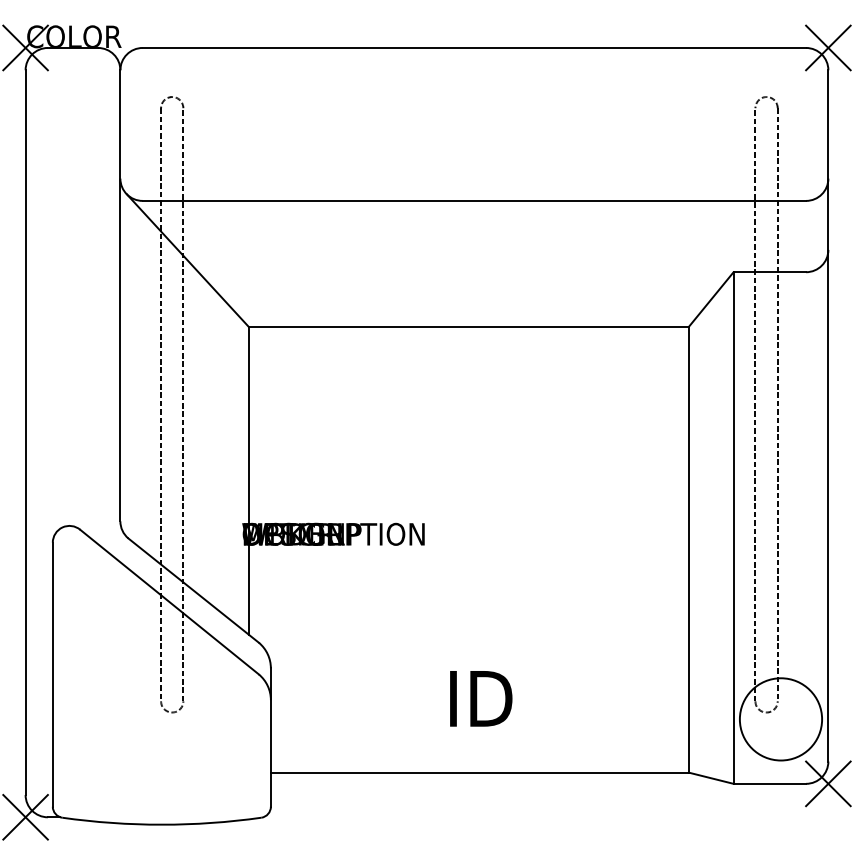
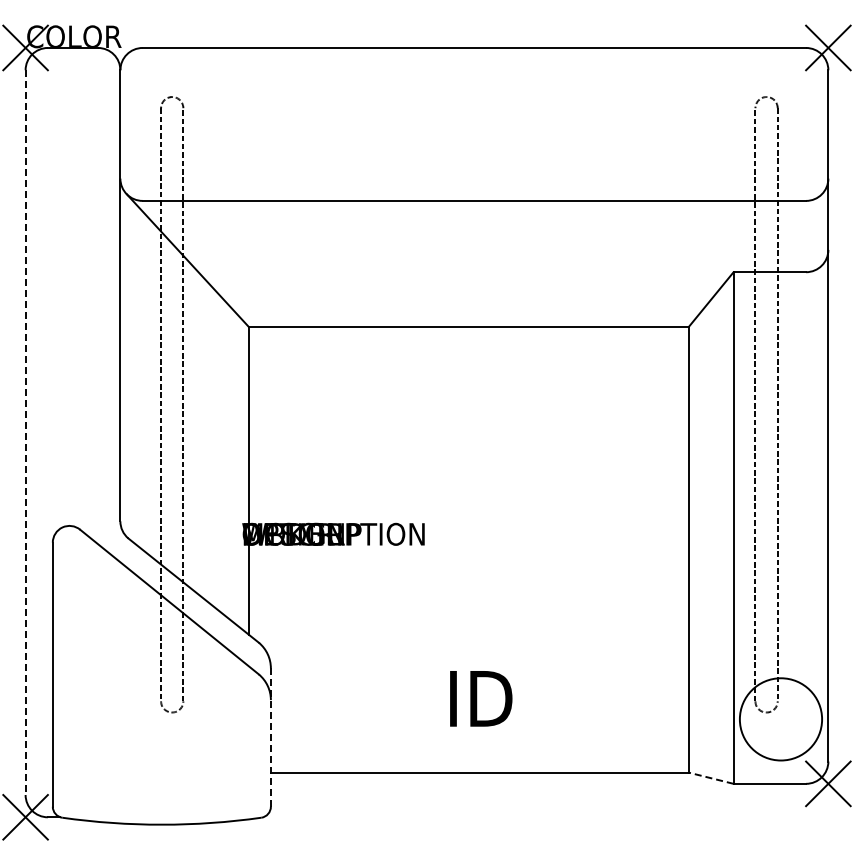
line: solid -> dashed (25, 433)
line: solid -> dashed (270, 737)
line: solid -> dashed (711, 778)
